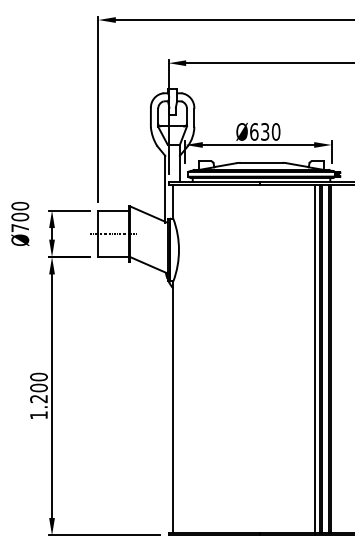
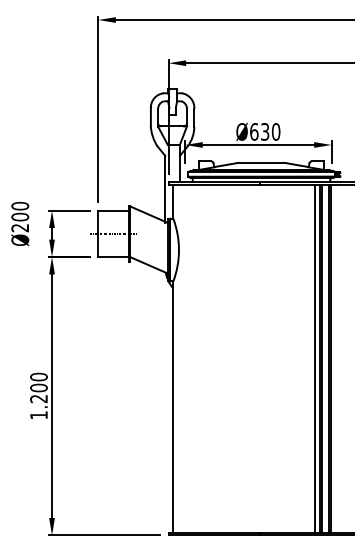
text: Ø700 -> Ø200 (19, 228)
